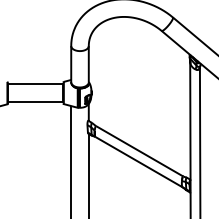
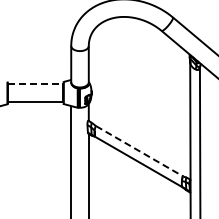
line: solid -> dashed (35, 84)
line: solid -> dashed (140, 151)
